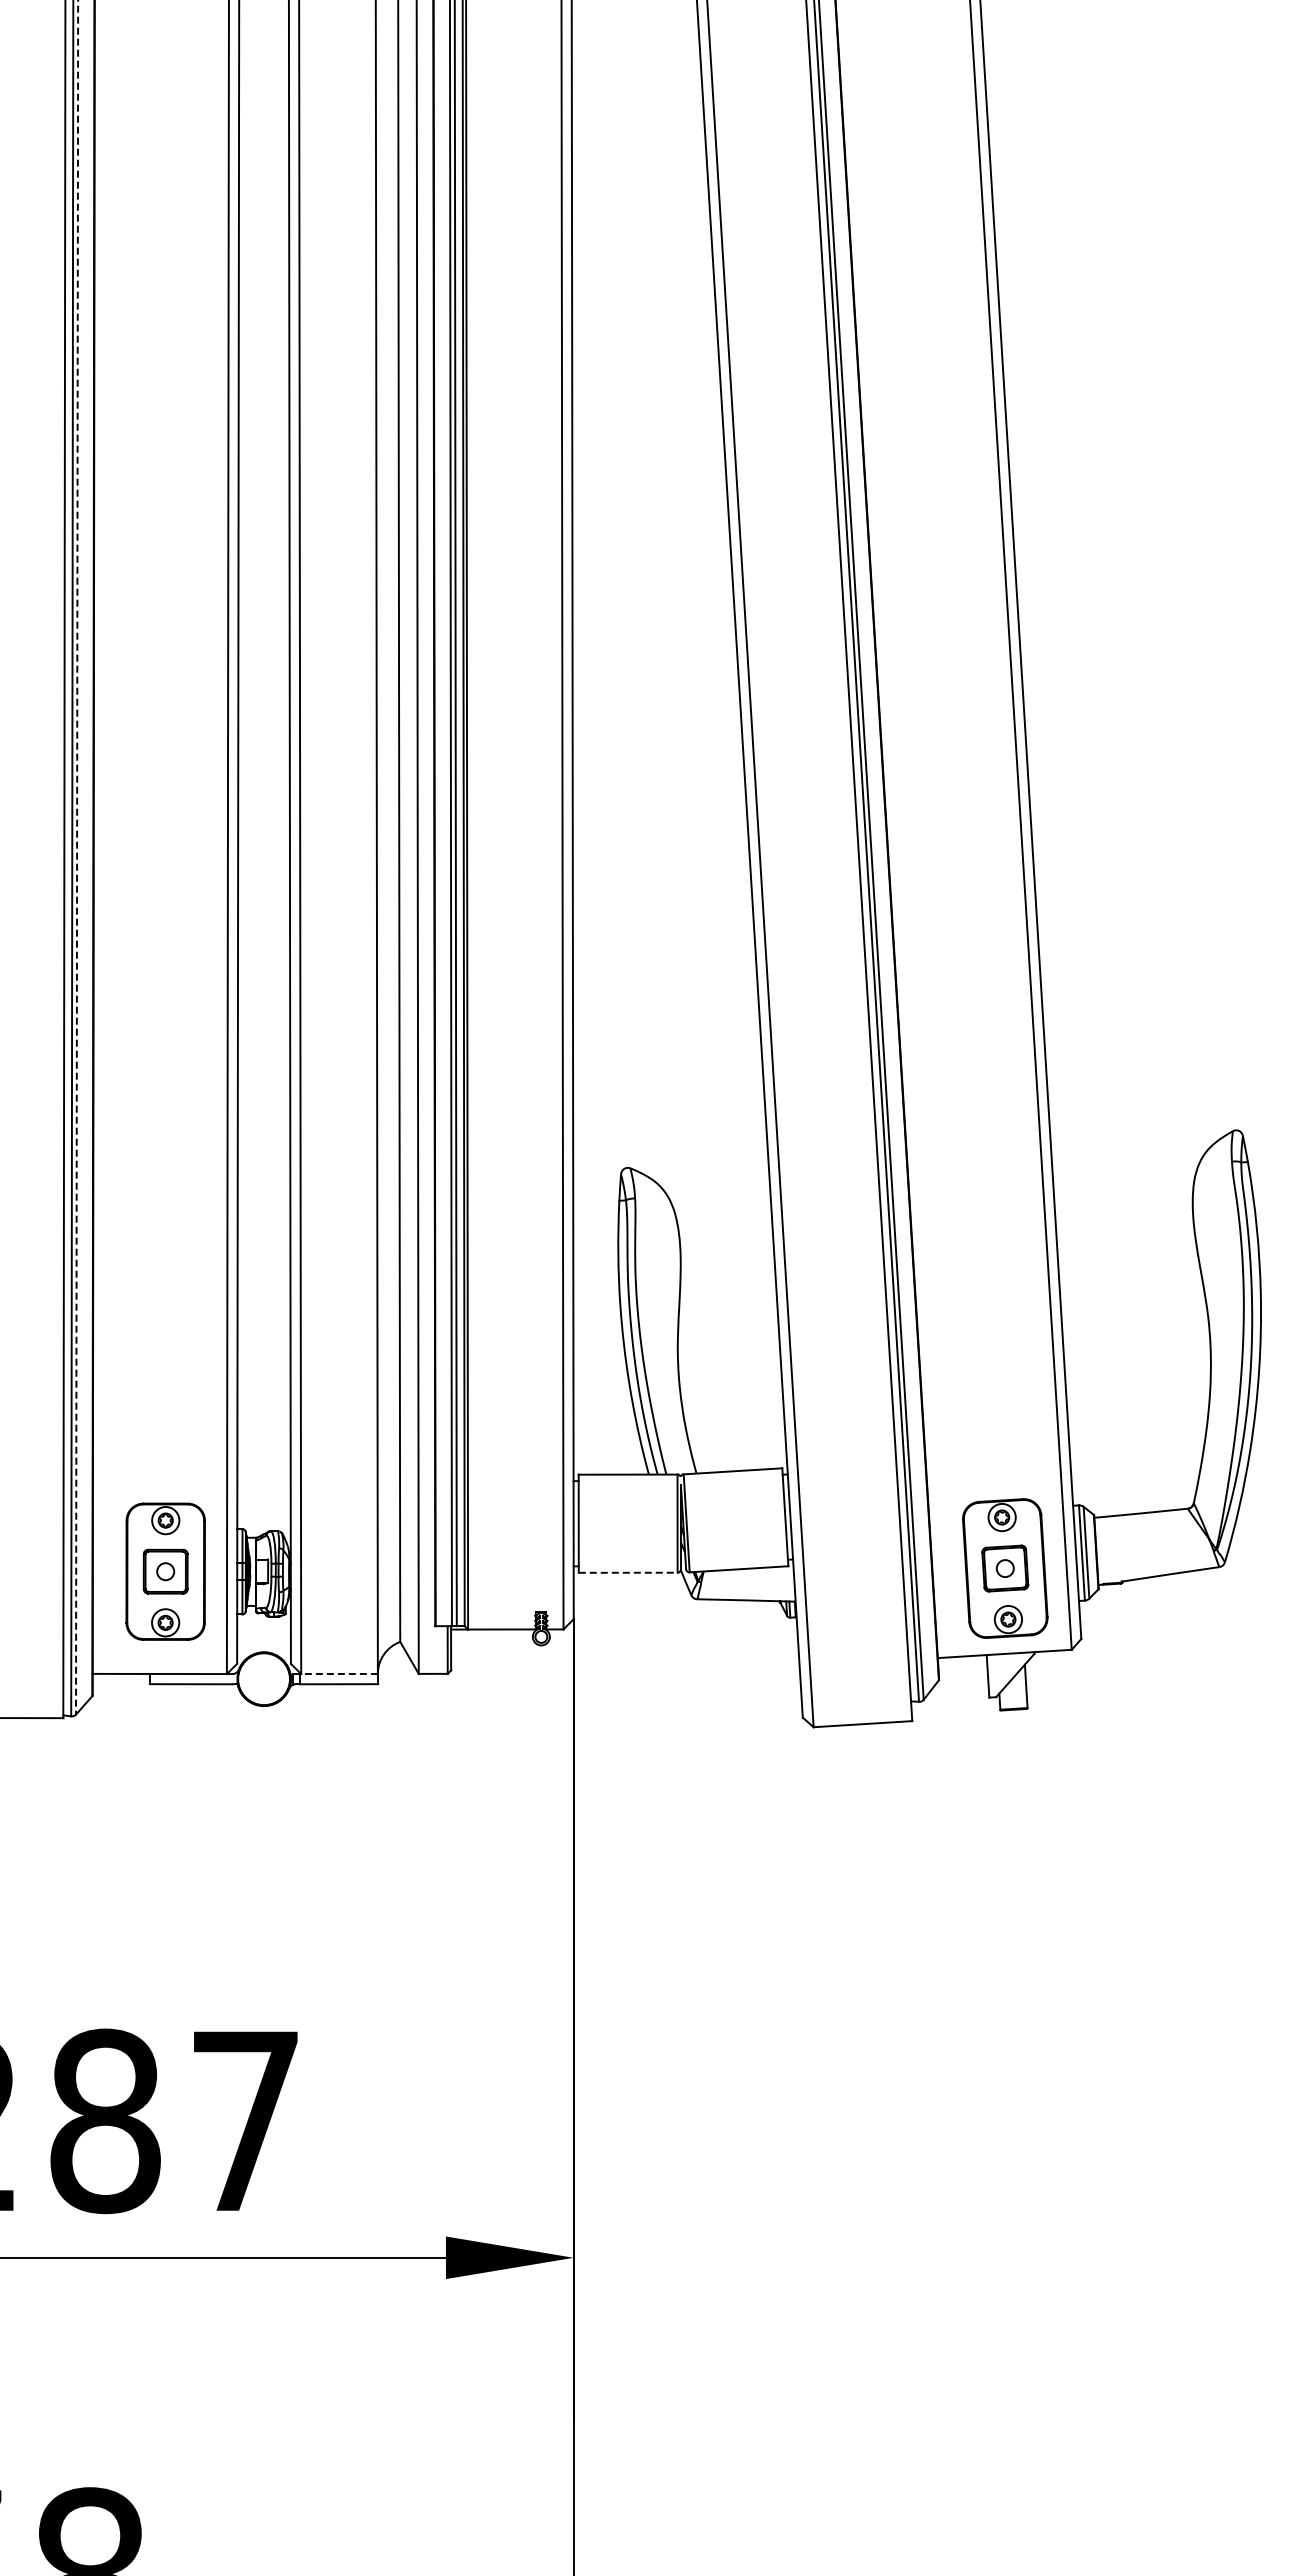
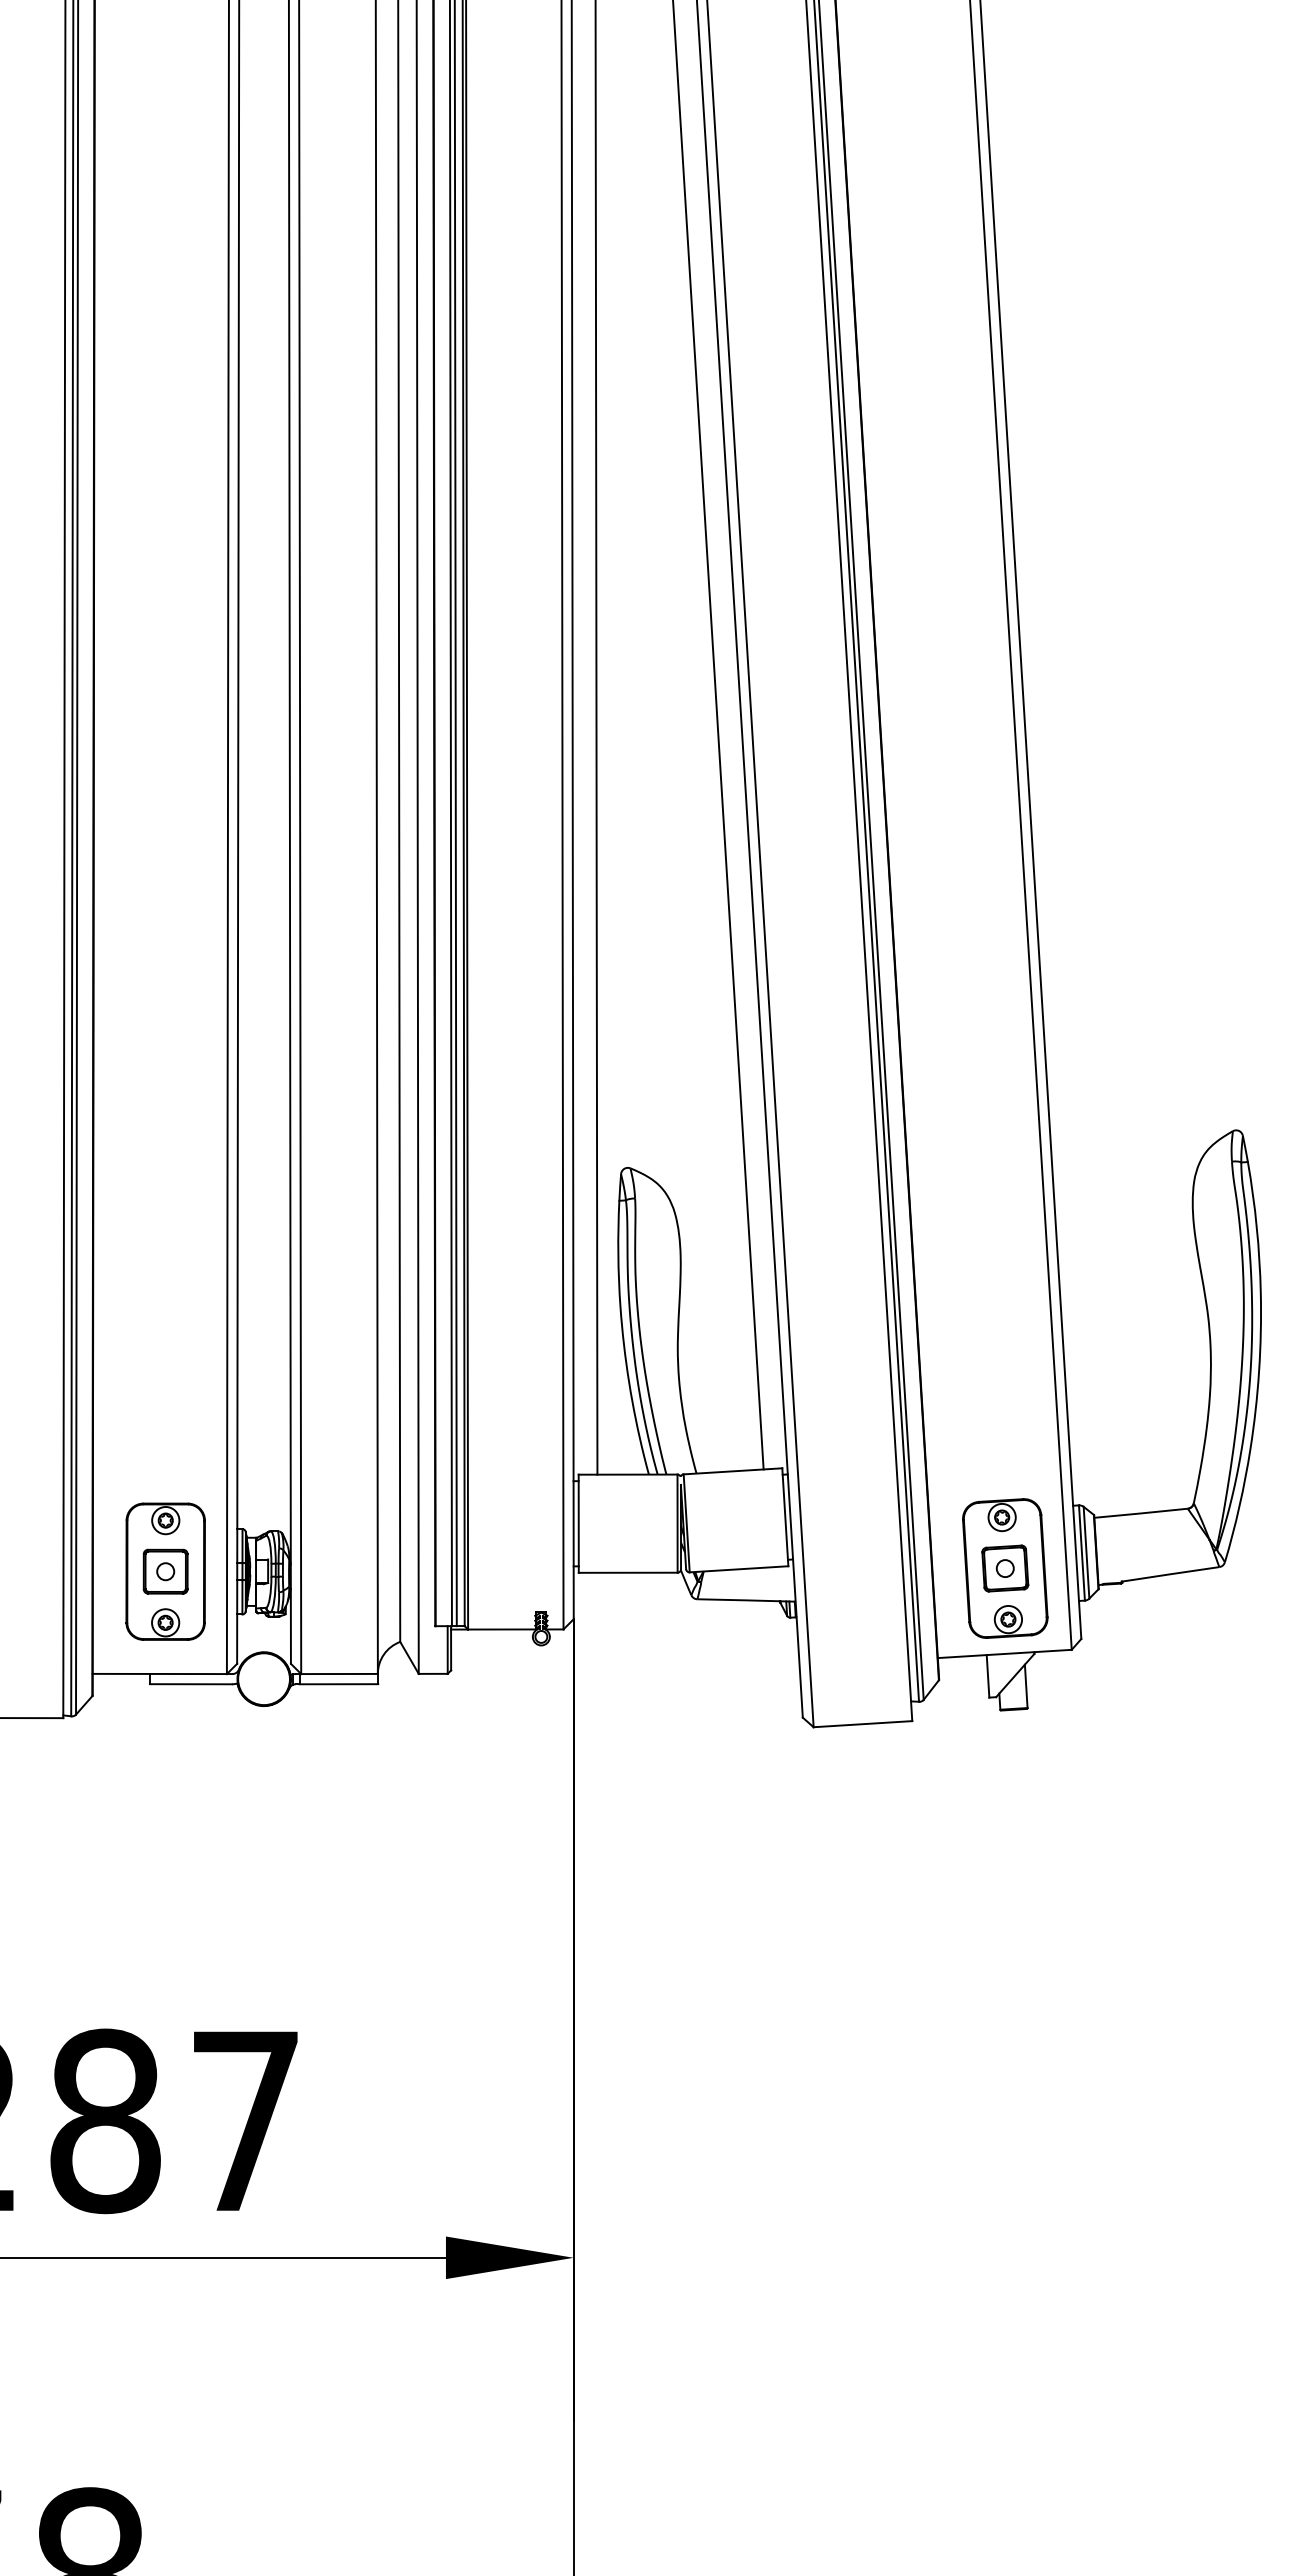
line: none -> present (718, 735)
line: none -> present (596, 738)
line: dashed -> solid (77, 857)
line: dashed -> solid (628, 1572)
line: dashed -> solid (339, 1674)
